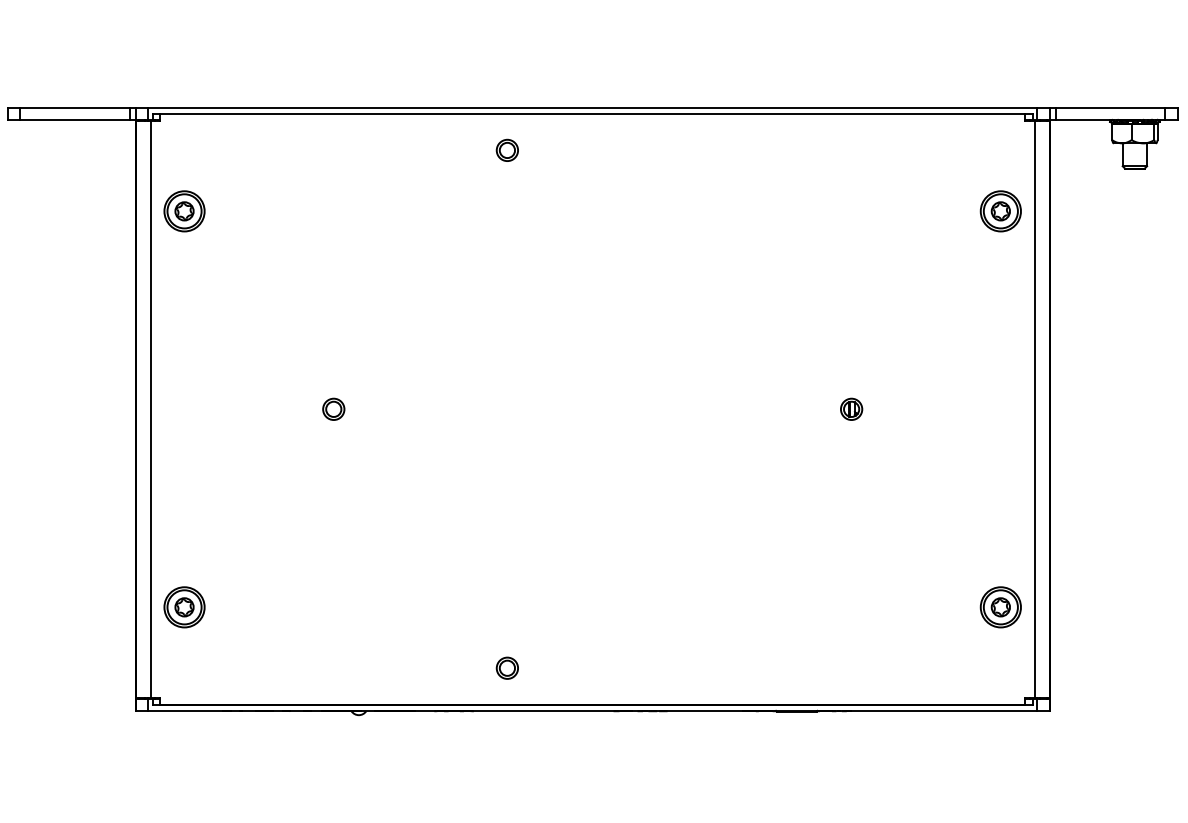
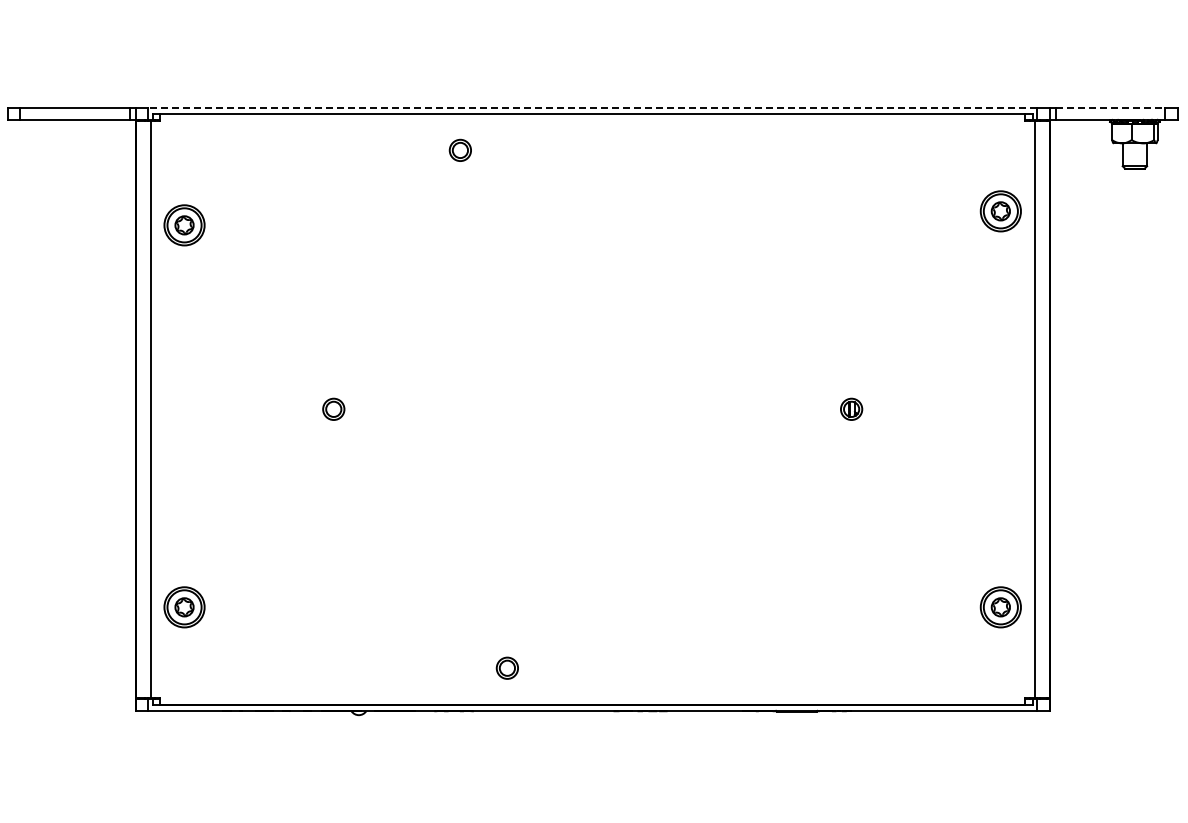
line: solid -> dashed (592, 107)
line: solid -> dashed (1110, 107)
part position: (506, 149) -> (459, 149) (459, 149)
part position: (184, 211) -> (184, 225) (184, 225)
